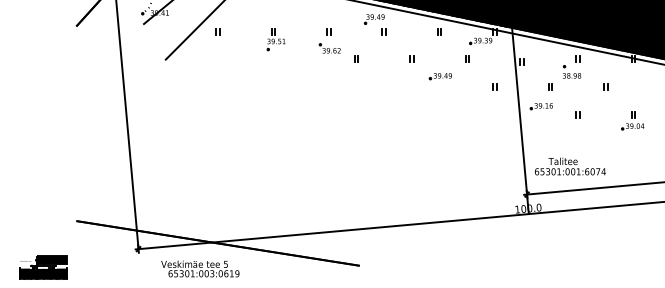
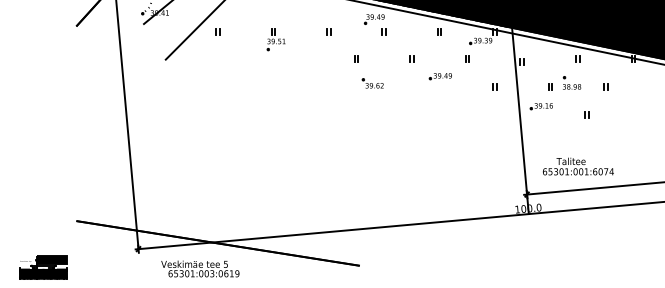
part position: (329, 48) -> (372, 83) (372, 83)
part position: (571, 71) -> (571, 82) (571, 82)
part position: (577, 114) -> (586, 114) (586, 114)
part: present -> none (632, 120)
text position: (570, 166) -> (578, 166) (578, 166)
